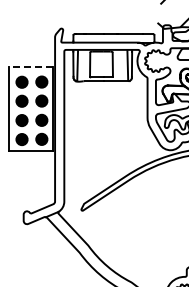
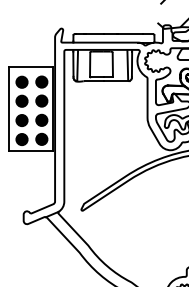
line: dashed -> solid (31, 67)
